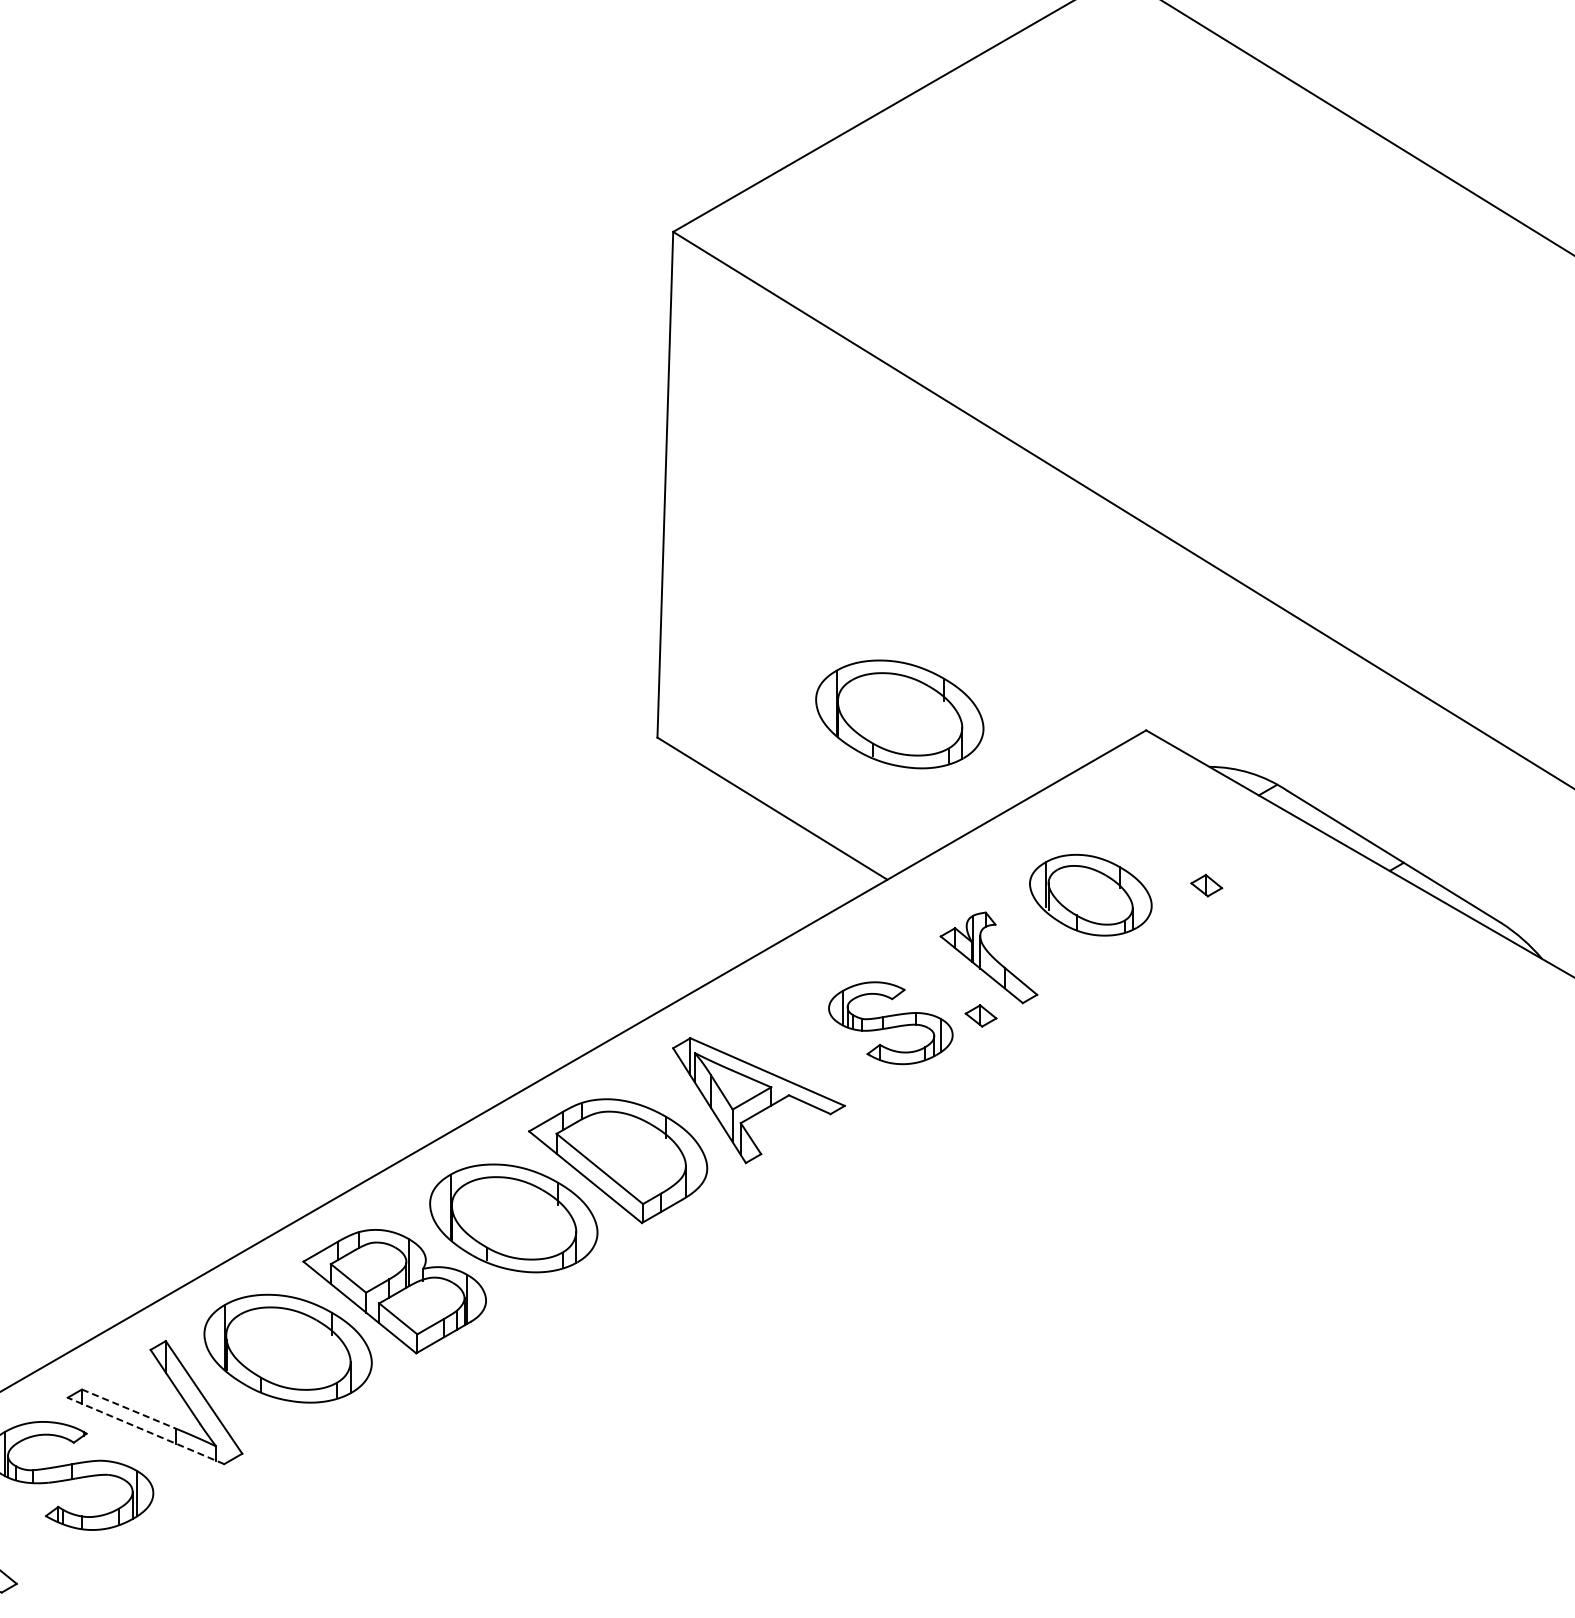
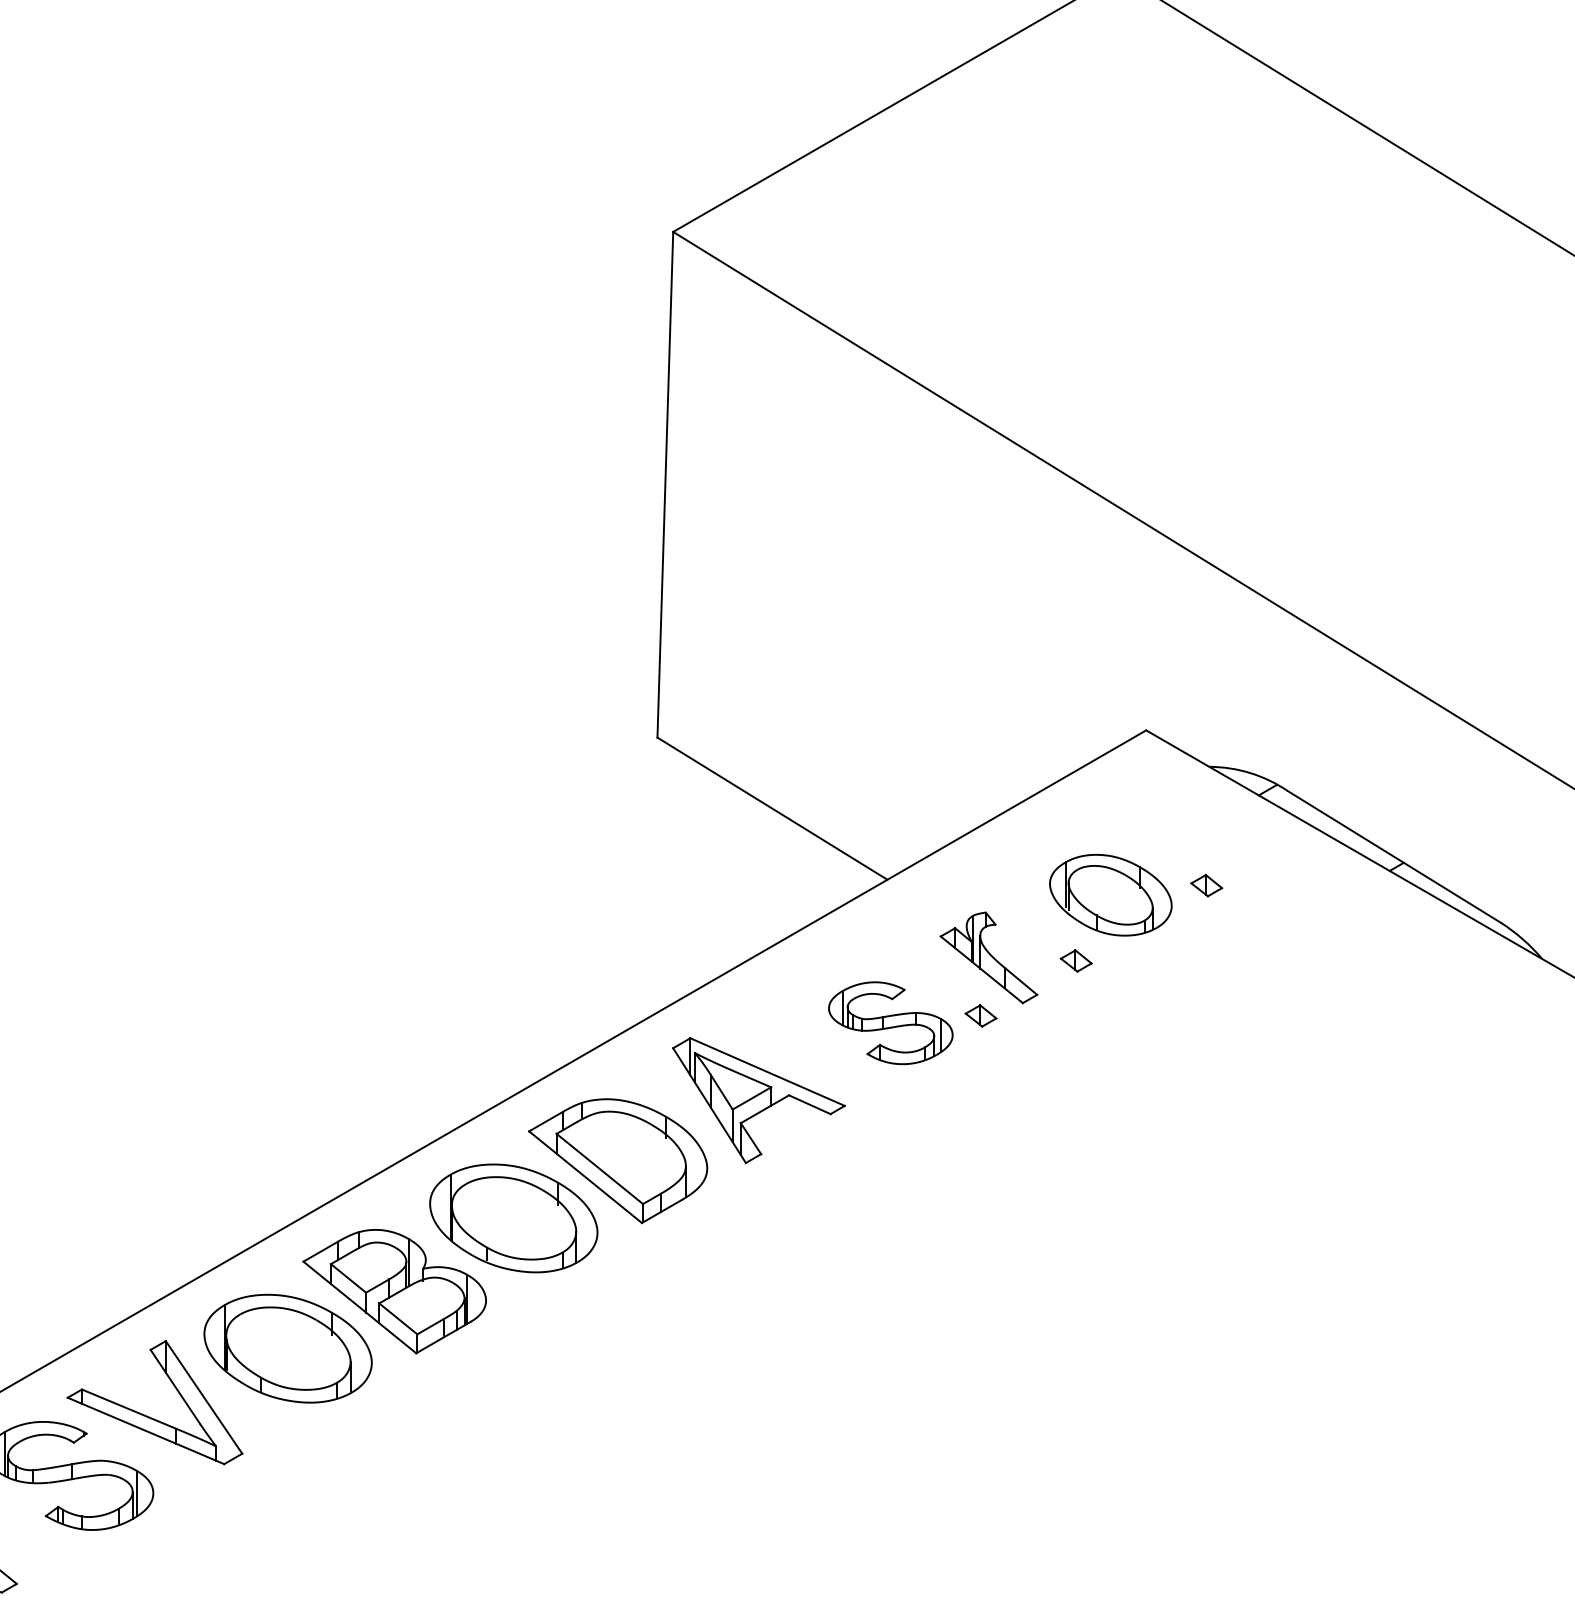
part: present -> none (899, 714)
part position: (1090, 895) -> (1110, 895) (1110, 895)
part: none -> present (1075, 960)
line: dashed -> solid (128, 1409)
line: dashed -> solid (145, 1430)
